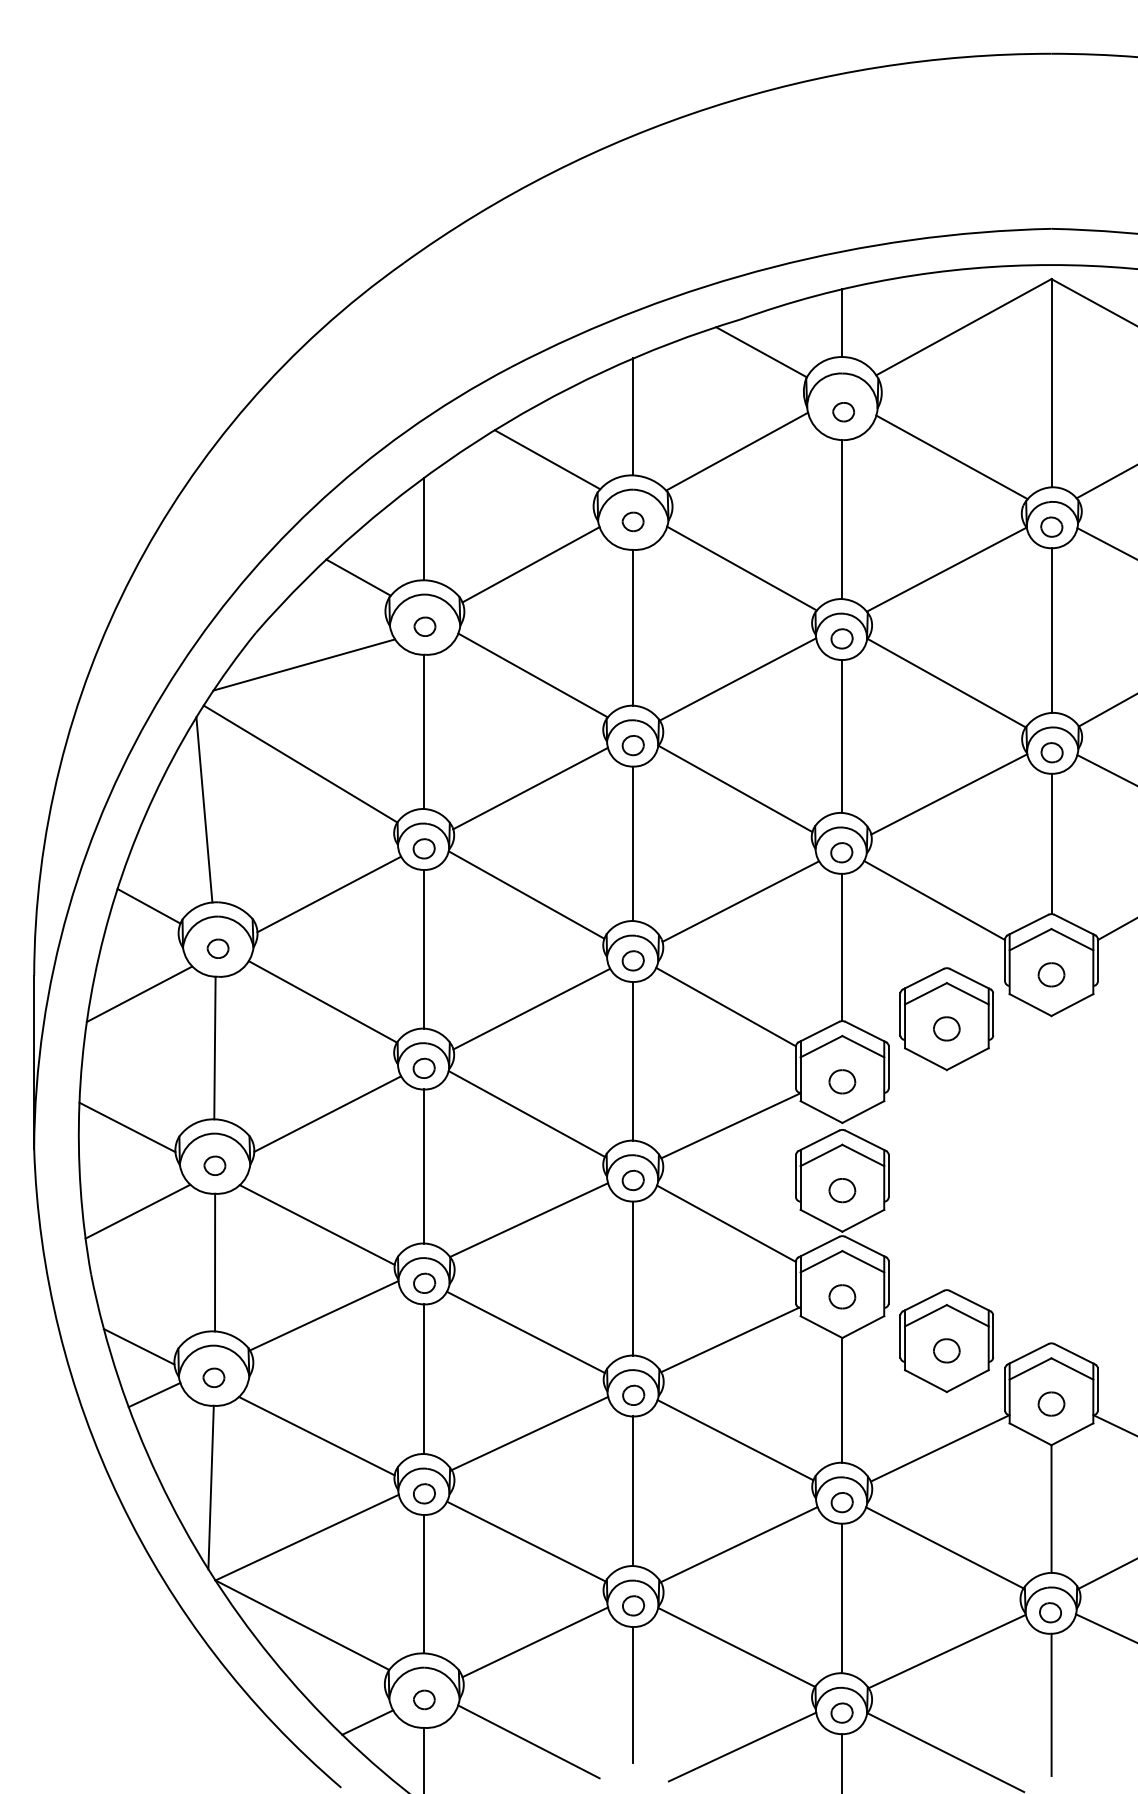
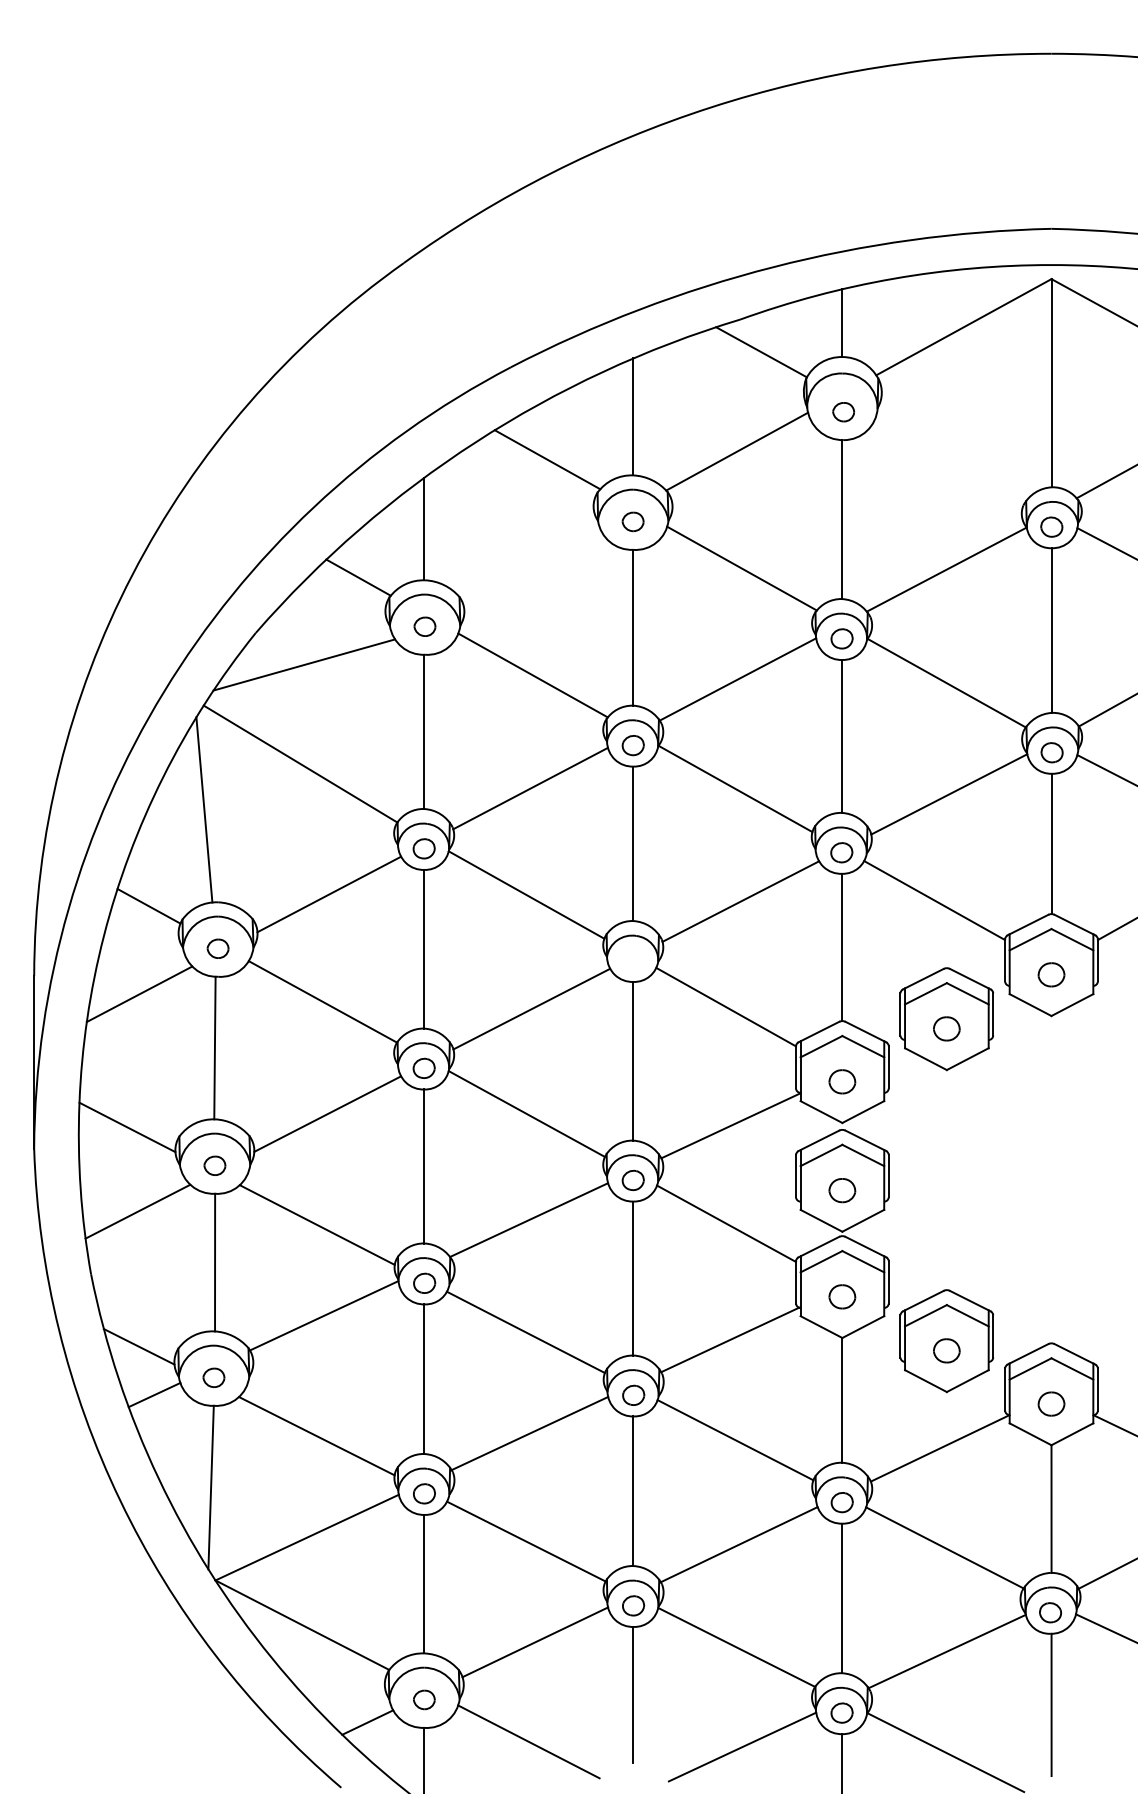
line: present -> none (951, 457)
line: present -> none (530, 564)
part: present -> none (632, 960)
